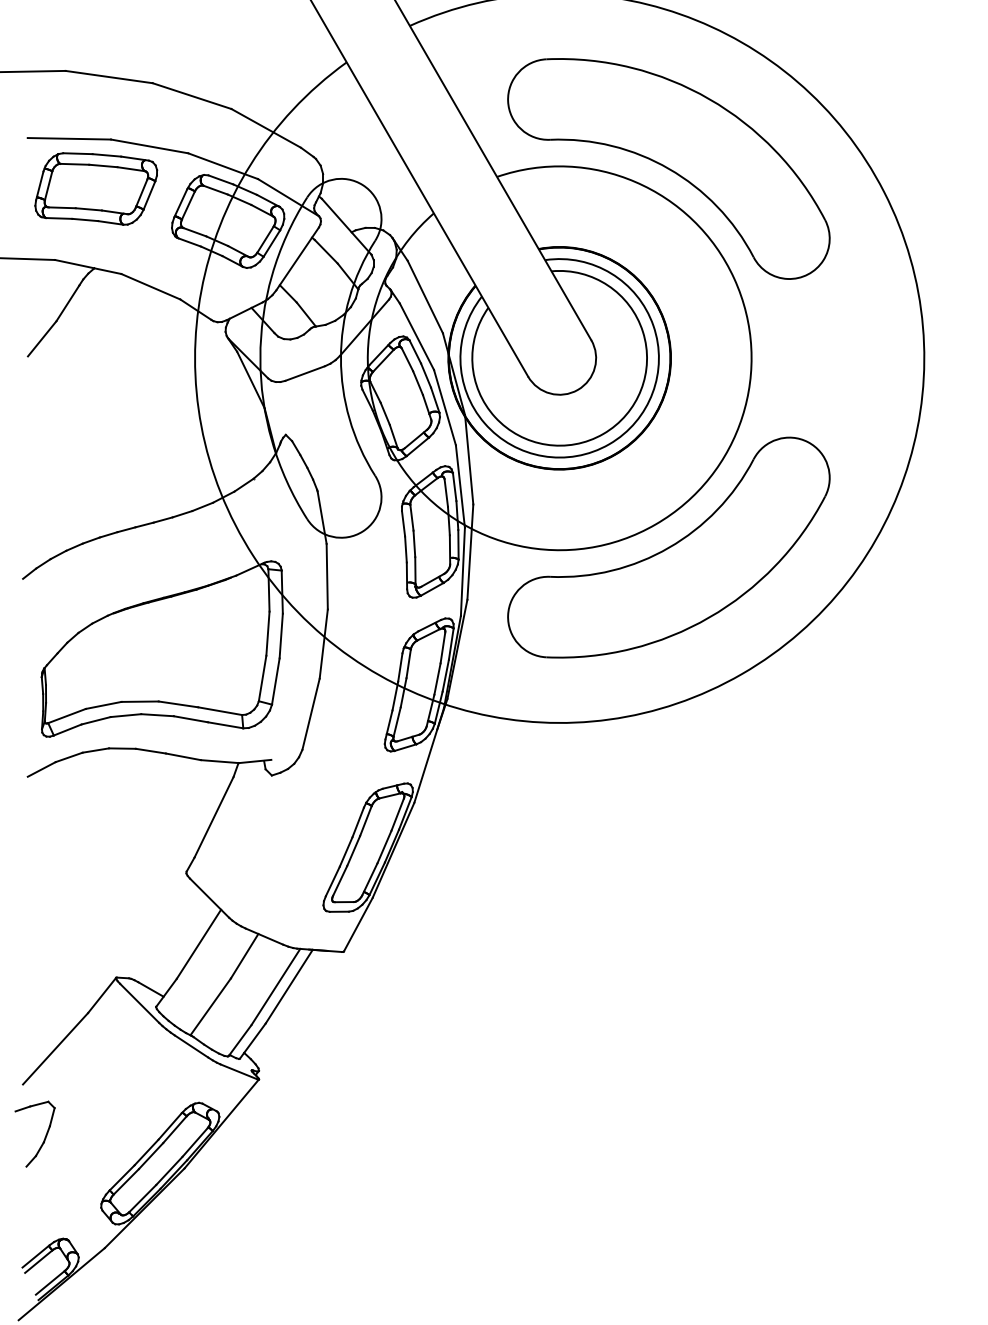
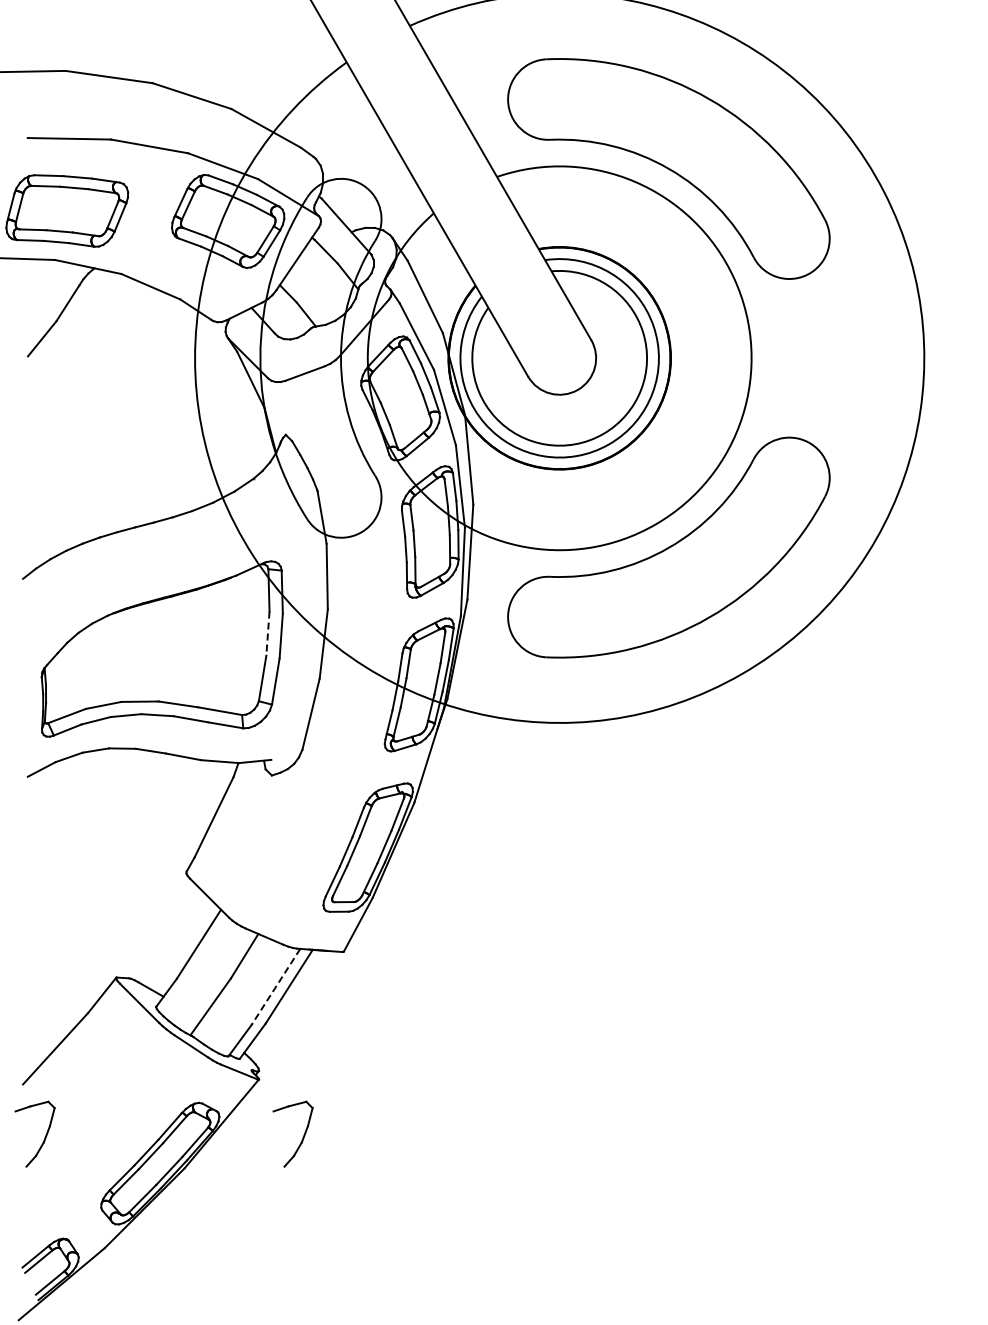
part position: (96, 188) -> (67, 210) (67, 210)
line: solid -> dashed (267, 634)
line: solid -> dashed (275, 987)
part: none -> present (302, 1137)
